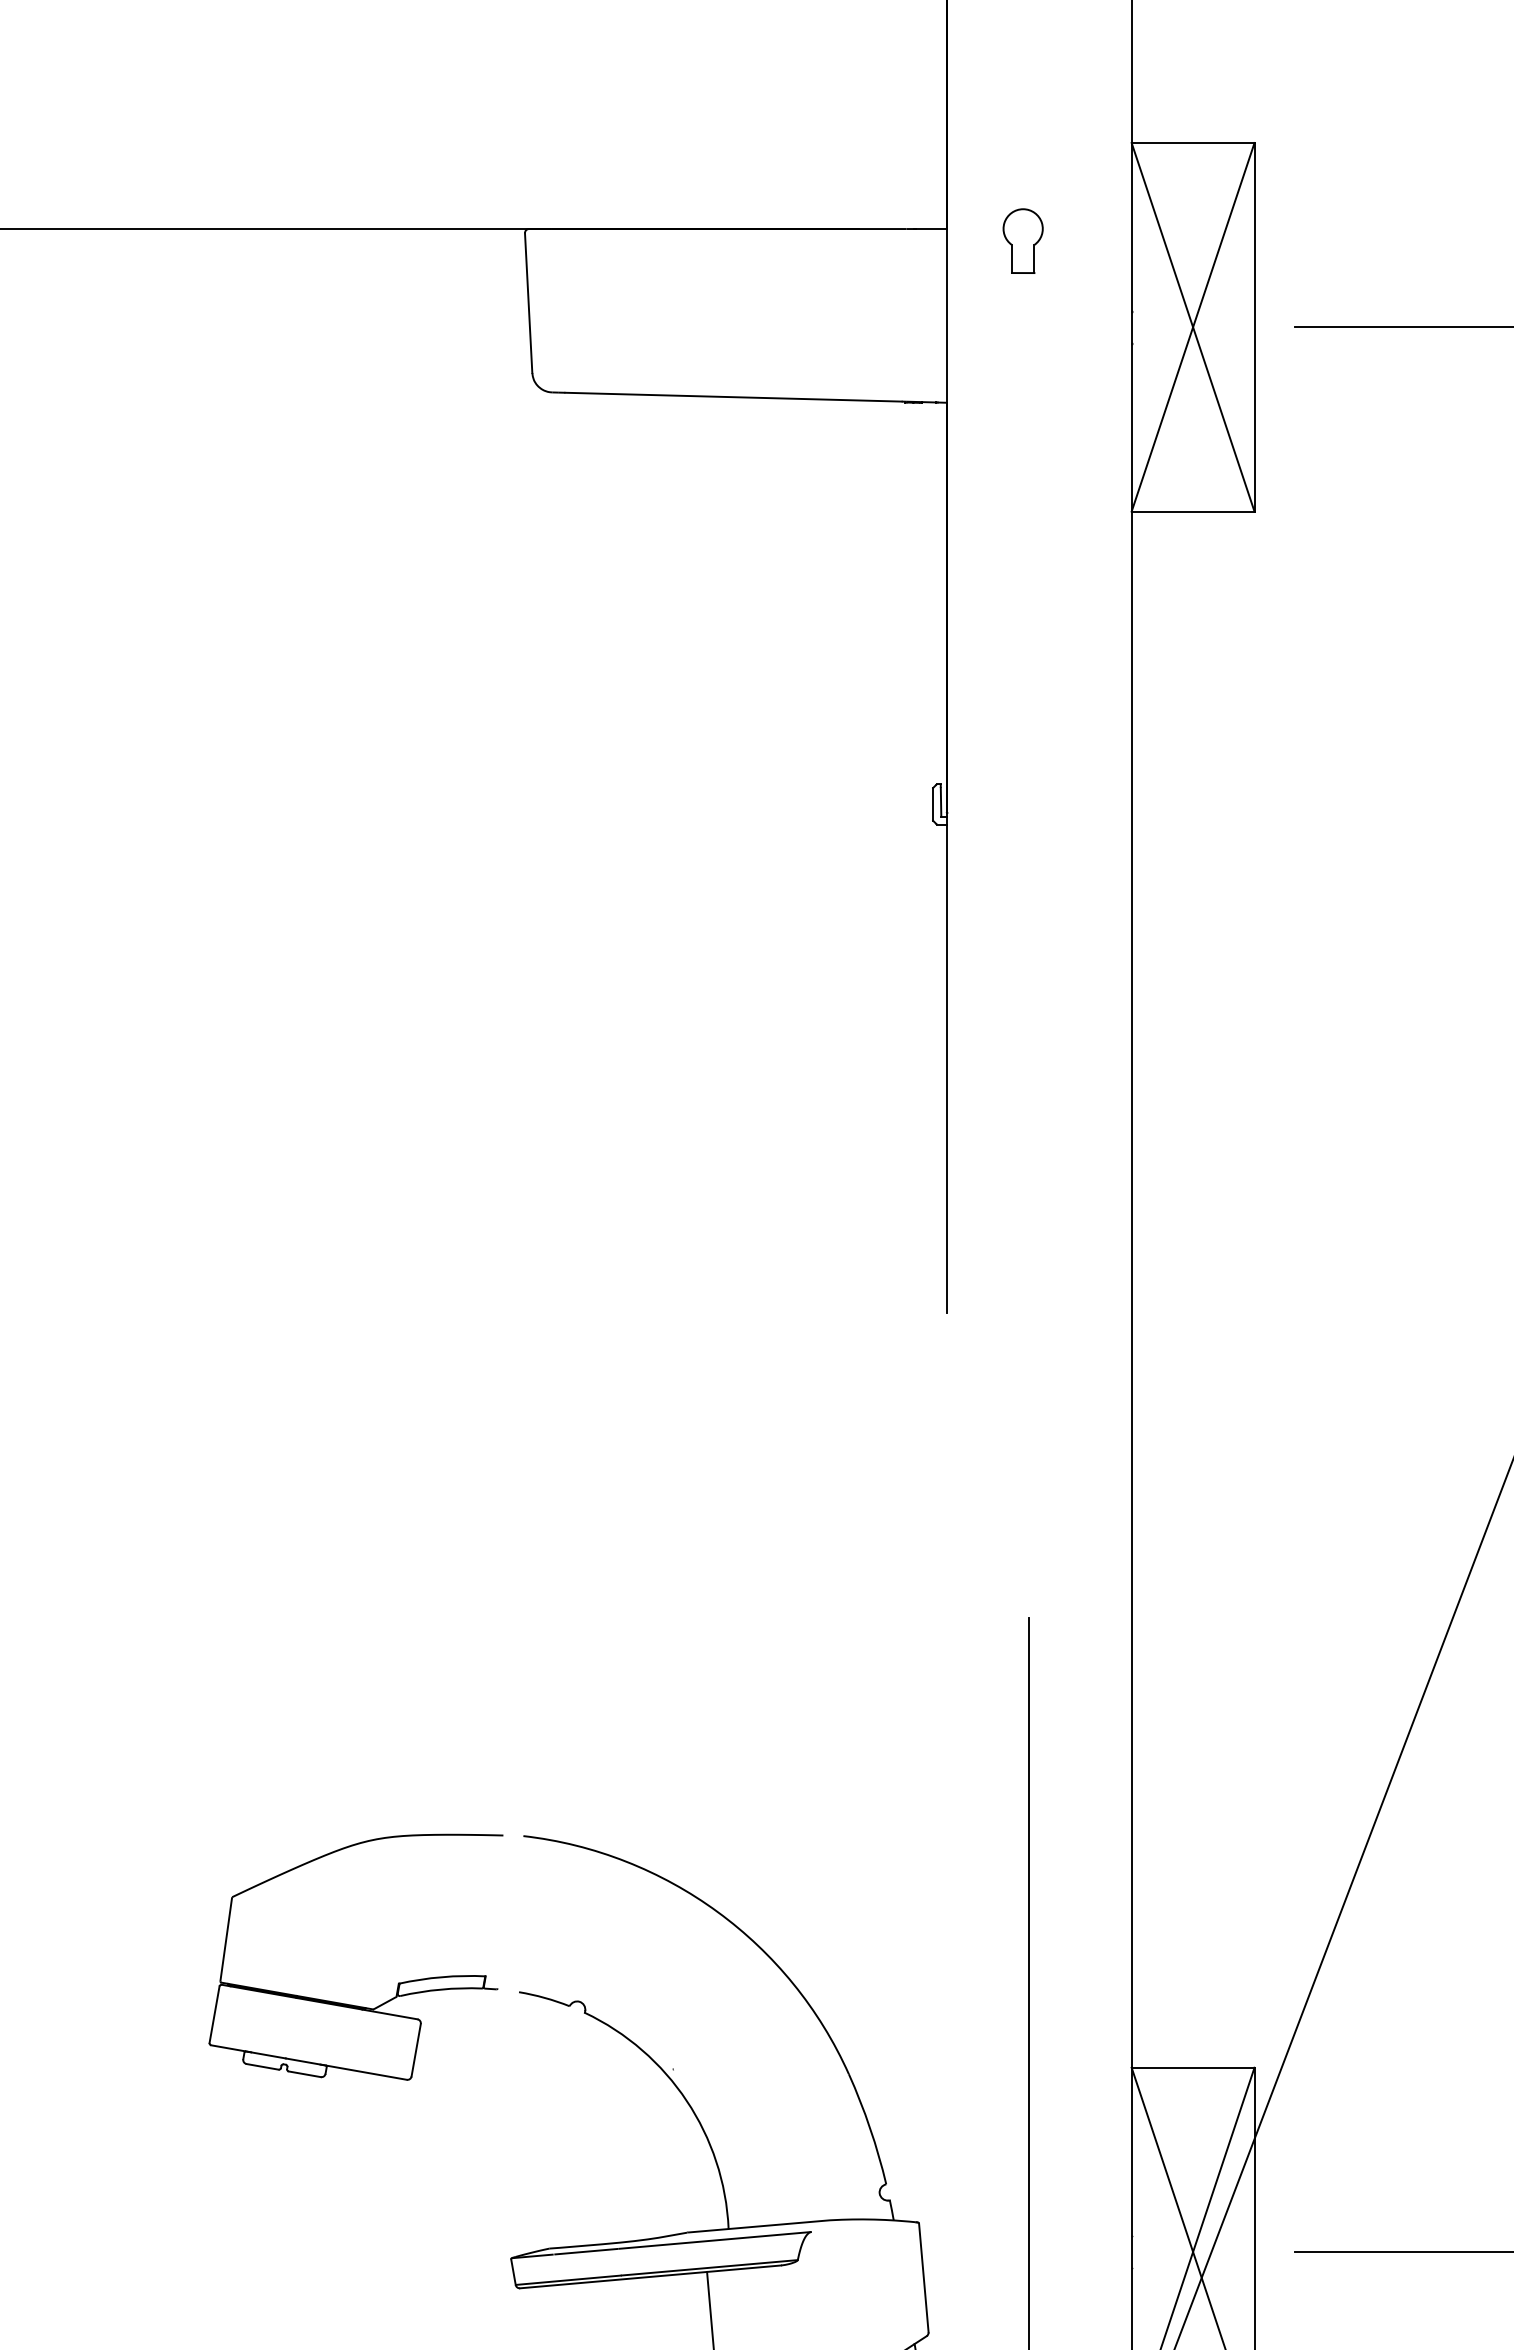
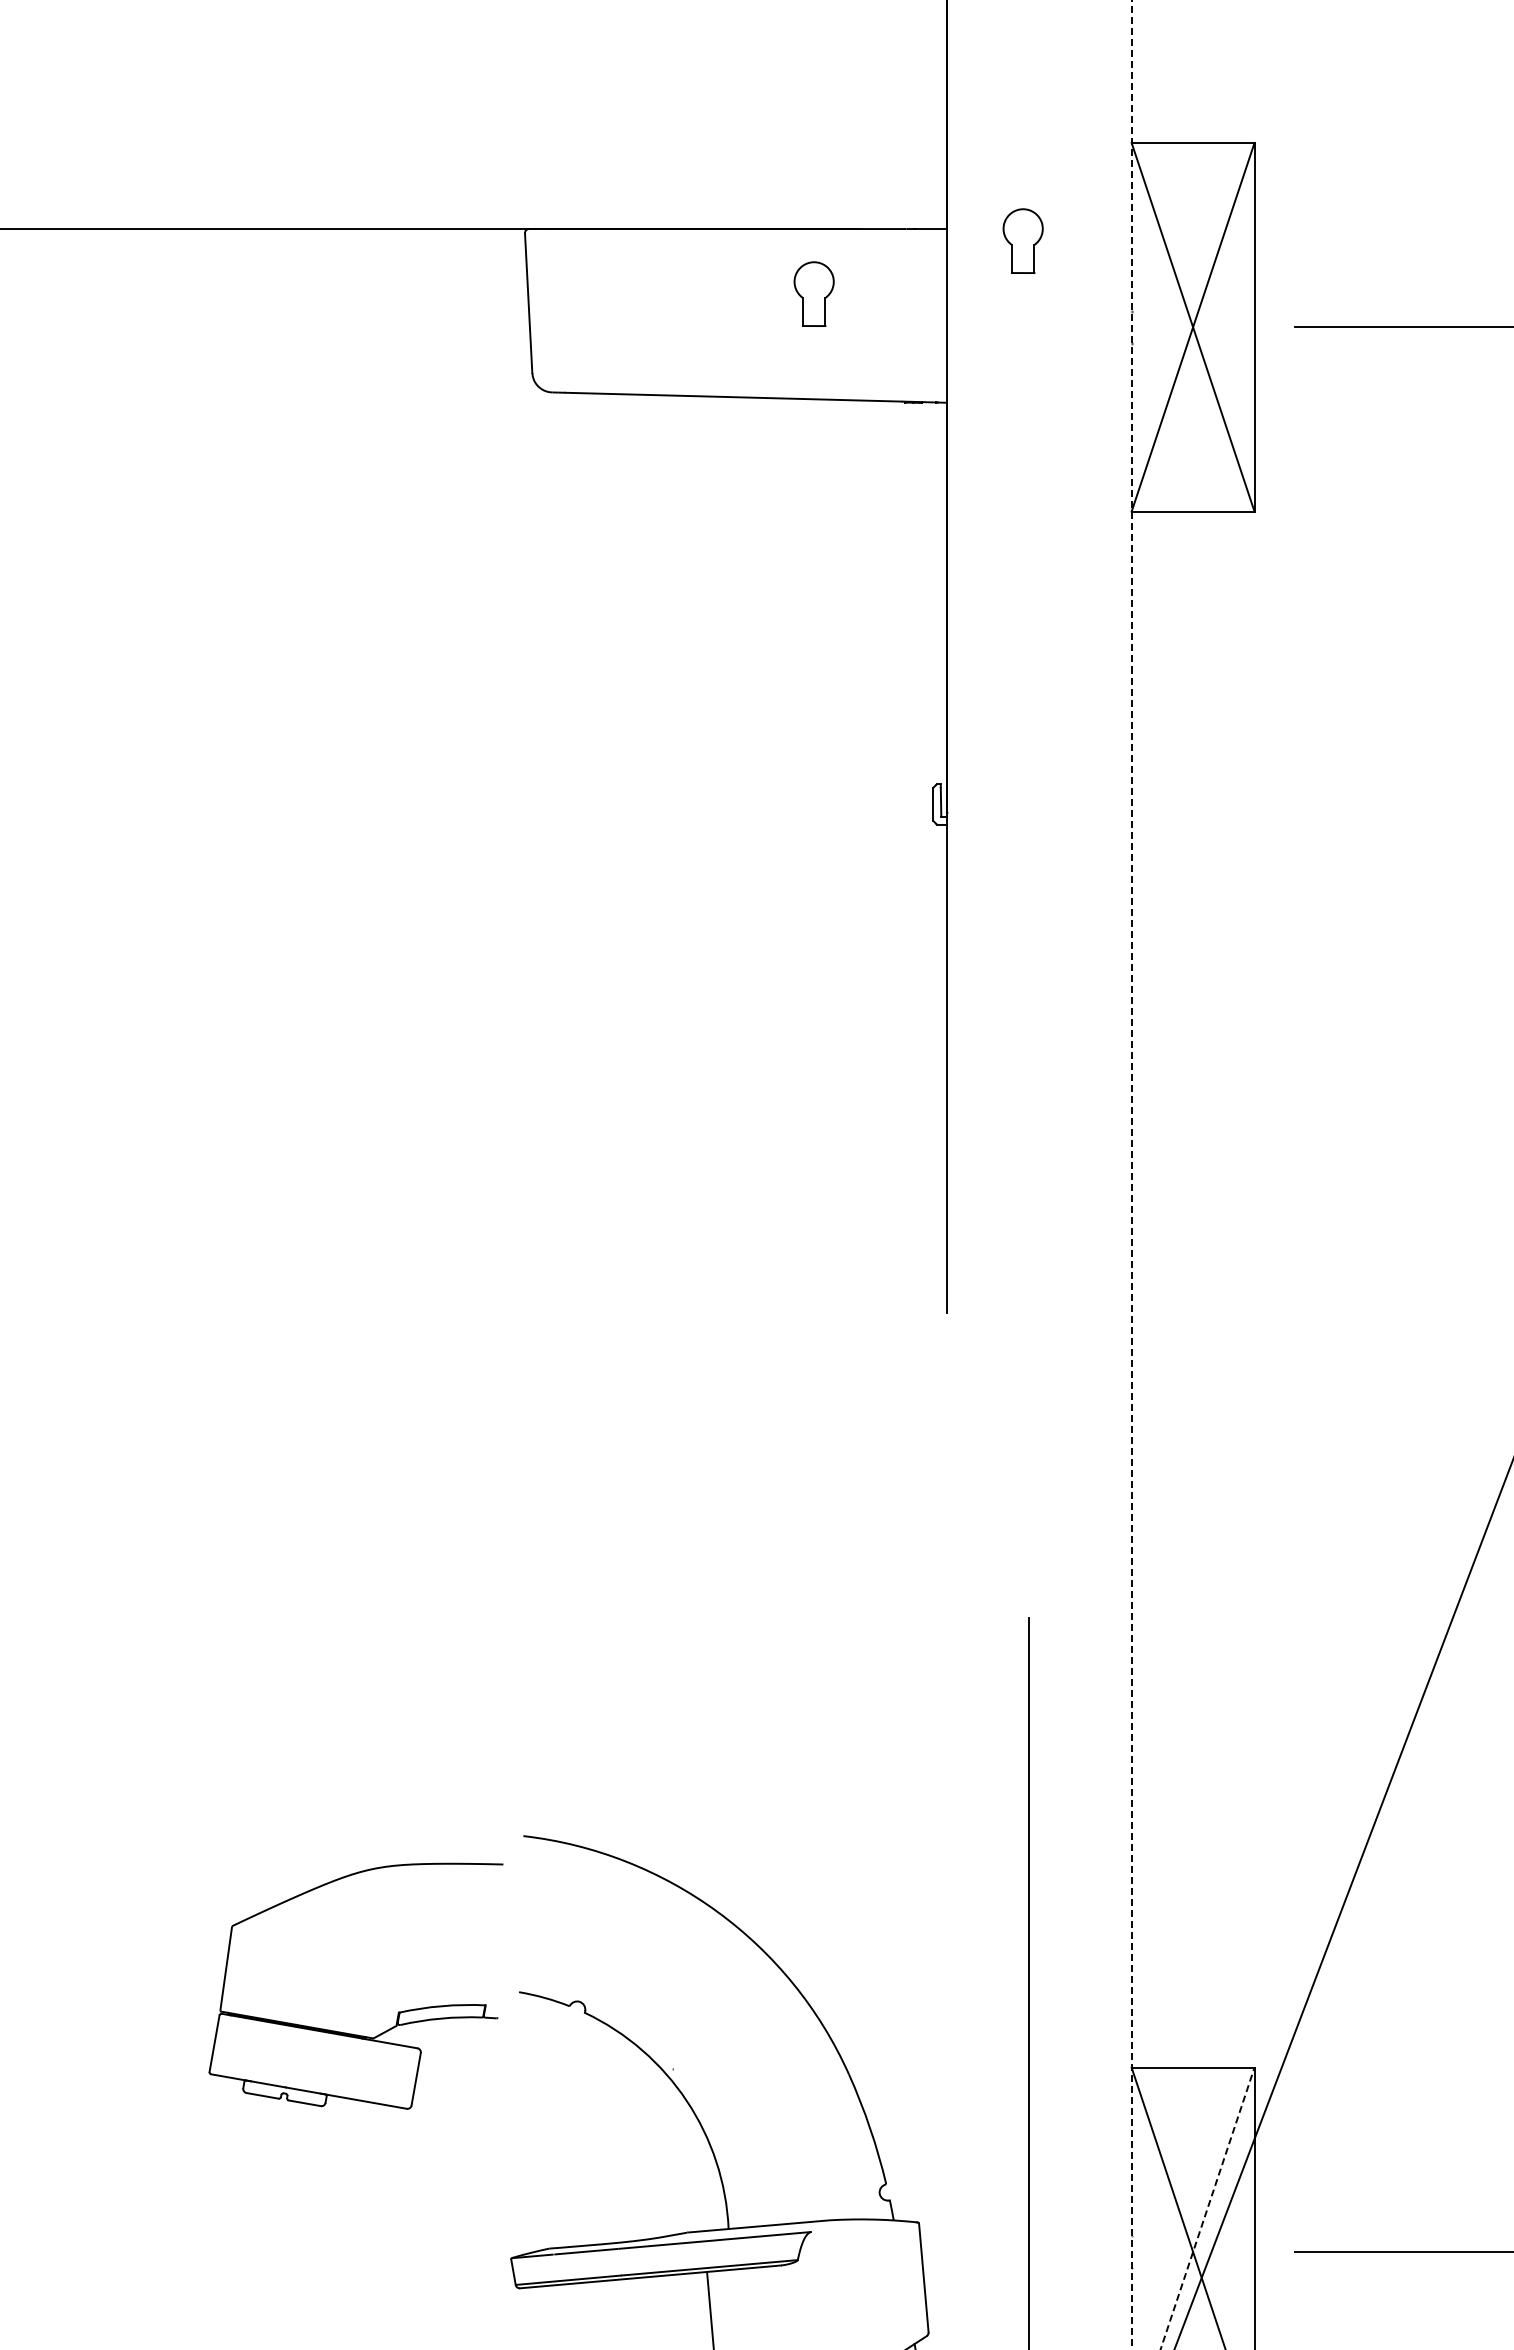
part: none -> present (813, 293)
line: solid -> dashed (1131, 1174)
part position: (346, 2003) -> (346, 2032) (346, 2032)
line: solid -> dashed (1207, 2207)
